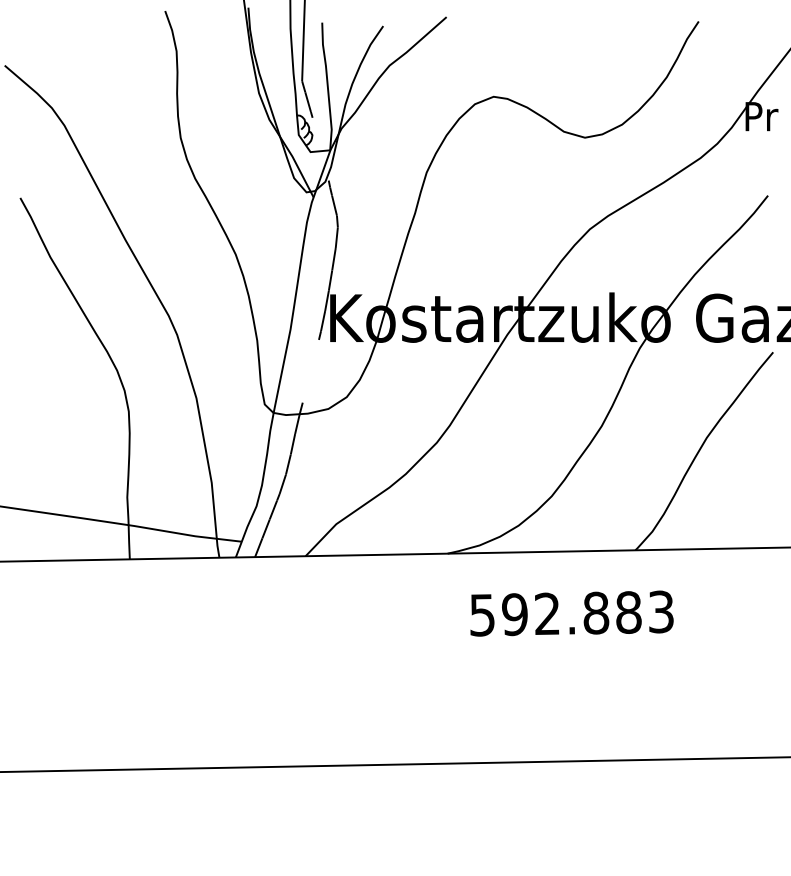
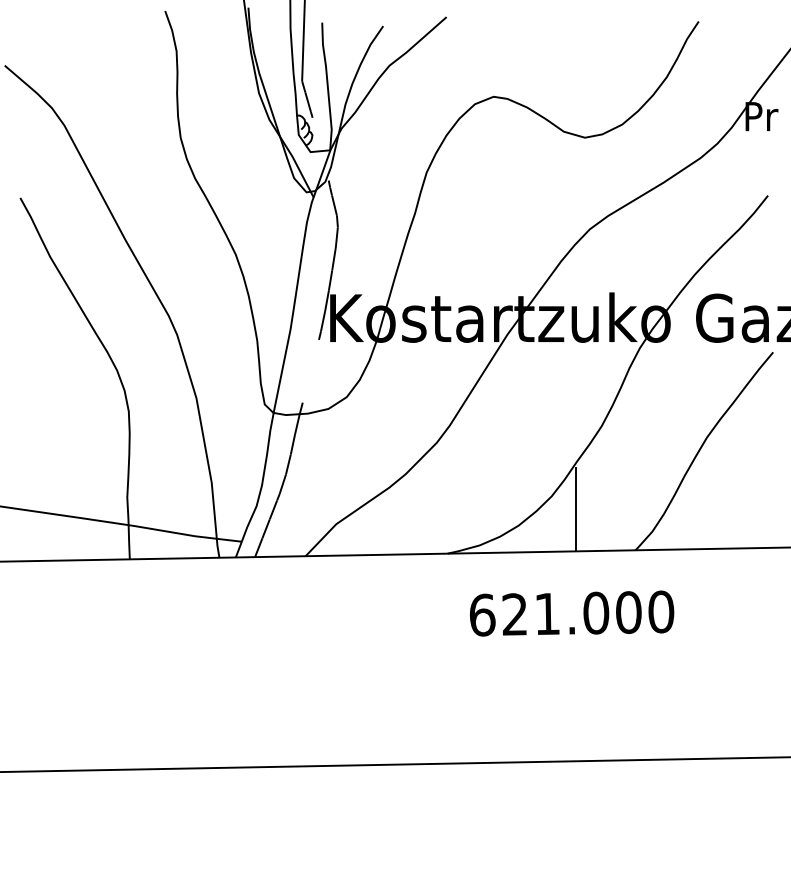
line: none -> present (576, 509)
text: 592.883 -> 621.000 (571, 613)
